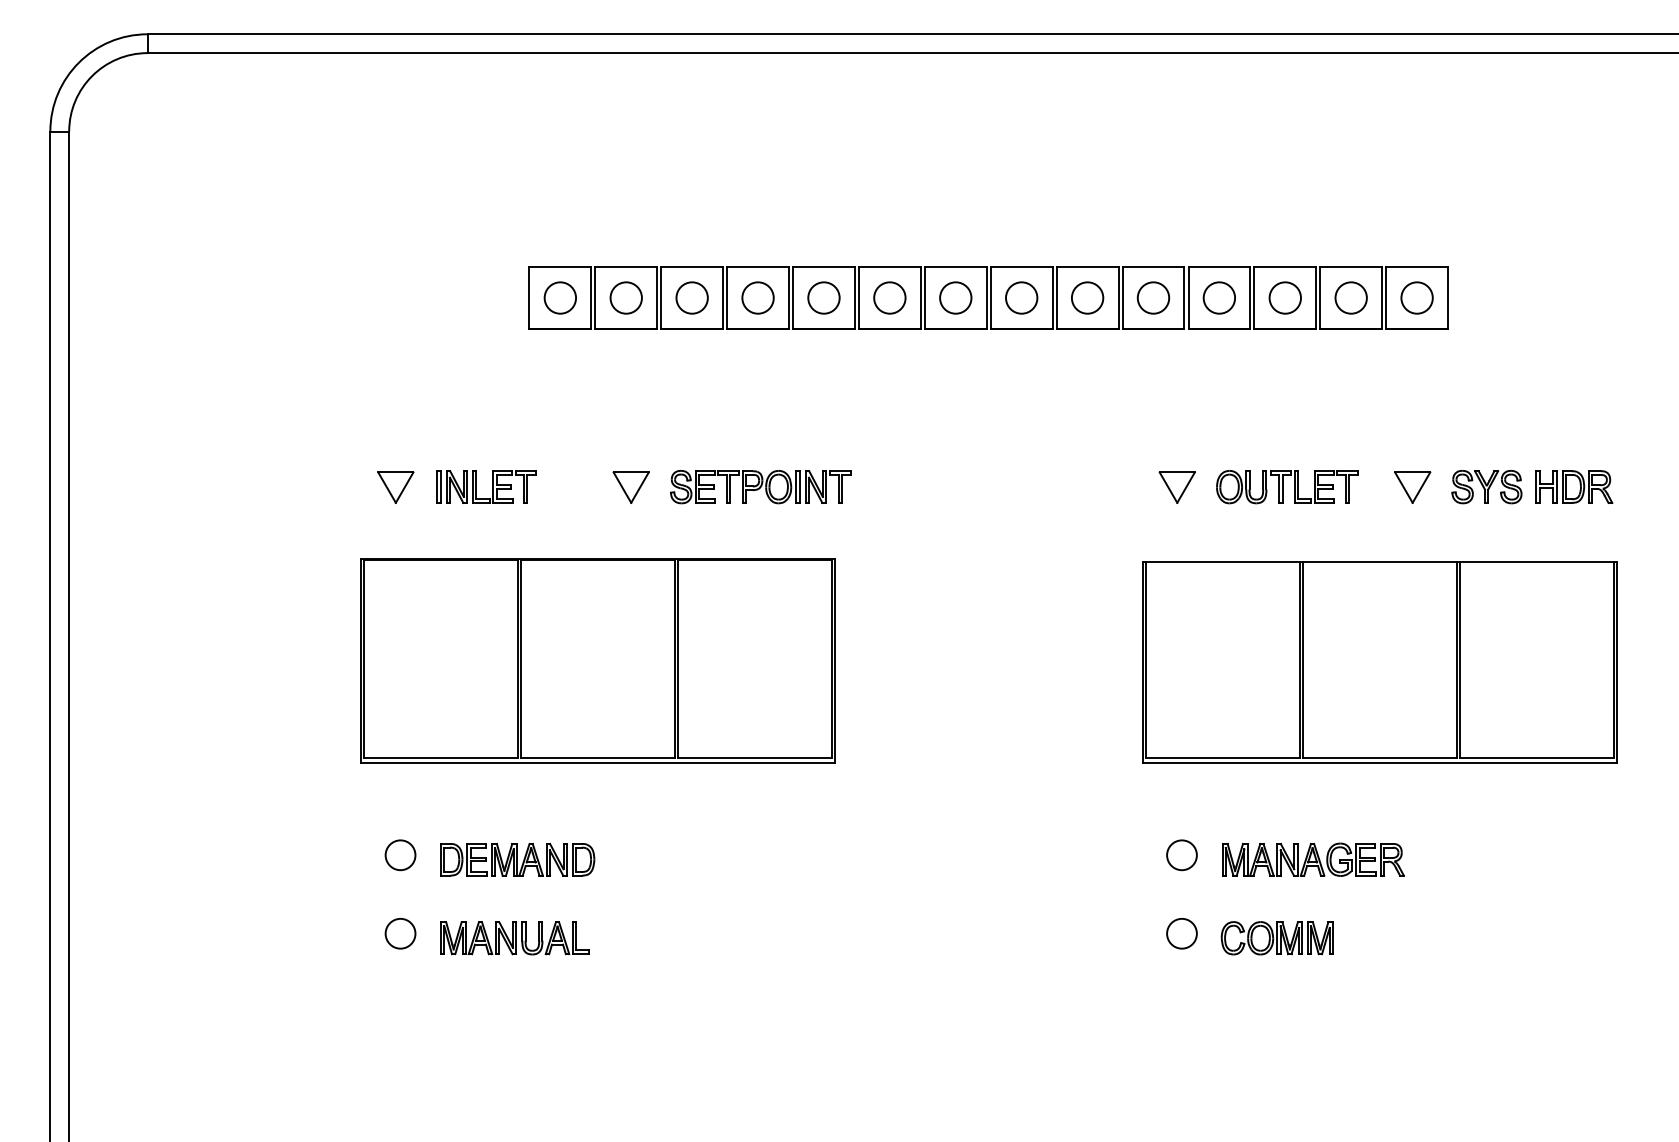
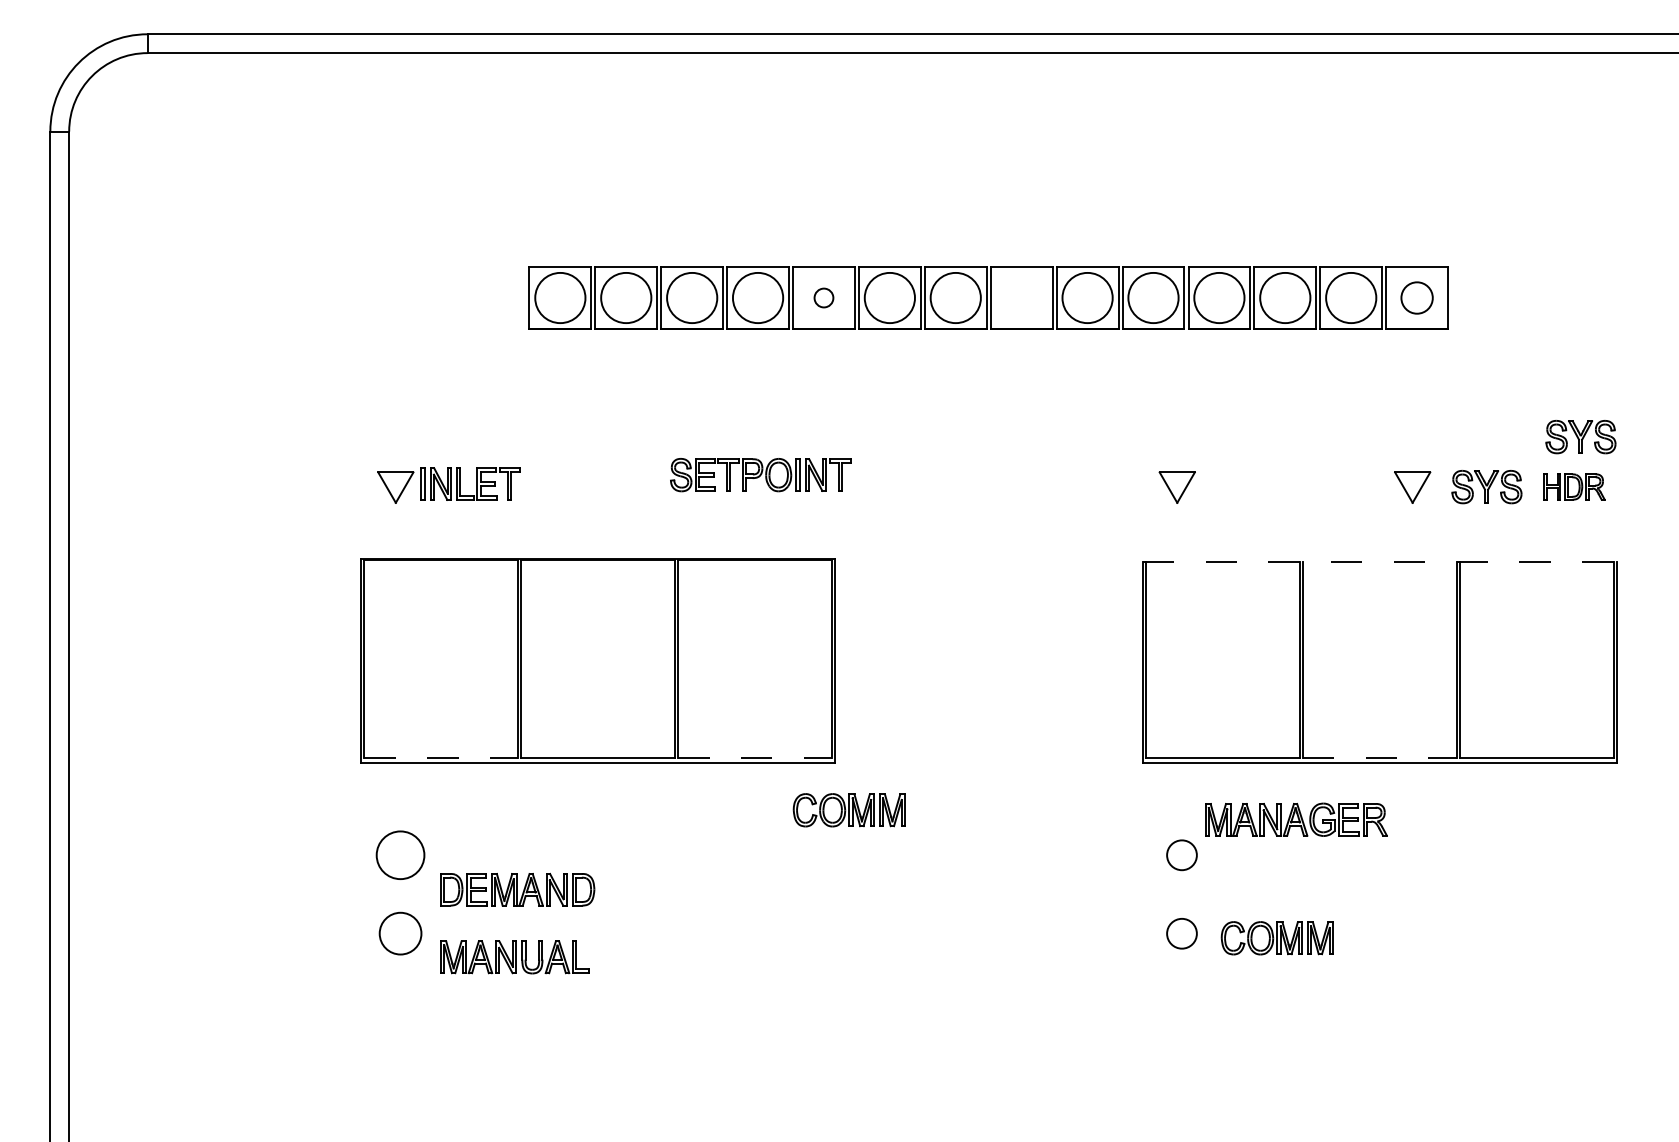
circle diameter: 31 px -> 50 px (560, 297)
circle diameter: 31 px -> 50 px (626, 297)
circle diameter: 31 px -> 50 px (692, 297)
circle diameter: 31 px -> 50 px (757, 297)
circle diameter: 31 px -> 19 px (823, 297)
circle diameter: 31 px -> 50 px (889, 297)
circle diameter: 31 px -> 50 px (955, 297)
circle: present -> none (1021, 297)
circle diameter: 31 px -> 50 px (1087, 297)
circle diameter: 31 px -> 50 px (1153, 297)
circle diameter: 31 px -> 50 px (1219, 297)
circle diameter: 31 px -> 50 px (1285, 297)
circle diameter: 31 px -> 50 px (1351, 297)
part: none -> present (1580, 437)
part position: (486, 486) -> (470, 483) (470, 483)
part size: 79x34 px -> 63x28 px (1574, 486)
part: present -> none (630, 487)
part position: (760, 487) -> (760, 475) (760, 475)
part: present -> none (1287, 487)
line: solid -> dashed (1379, 561)
line: solid -> dashed (441, 758)
line: solid -> dashed (755, 758)
line: solid -> dashed (1379, 758)
part: none -> present (848, 810)
circle diameter: 30 px -> 48 px (400, 855)
part position: (517, 859) -> (517, 889) (517, 889)
part position: (1313, 859) -> (1296, 819) (1296, 819)
circle size: 33x32 px -> 45x45 px (400, 933)
part position: (514, 938) -> (514, 957) (514, 957)
